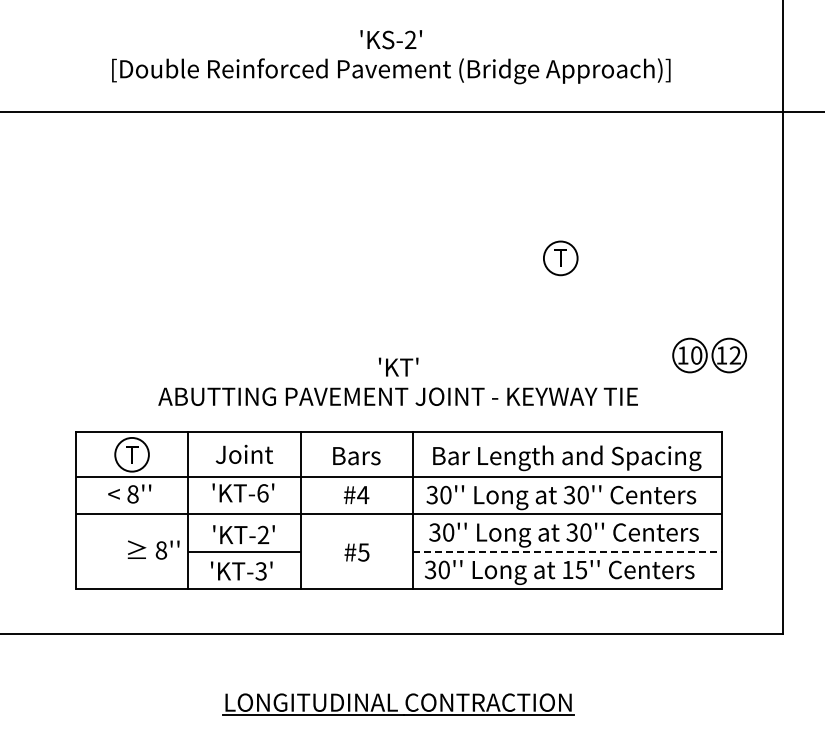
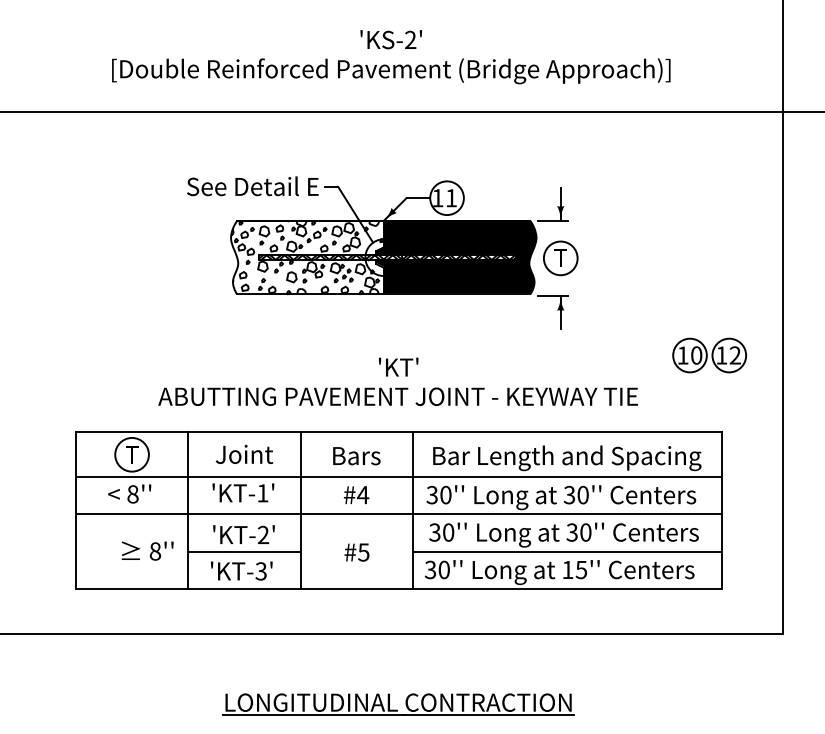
part: none -> present (377, 252)
text: 'KT-6' -> 'KT-1' (262, 493)
text position: (153, 549) -> (147, 550) (147, 550)
line: dashed -> solid (567, 551)
